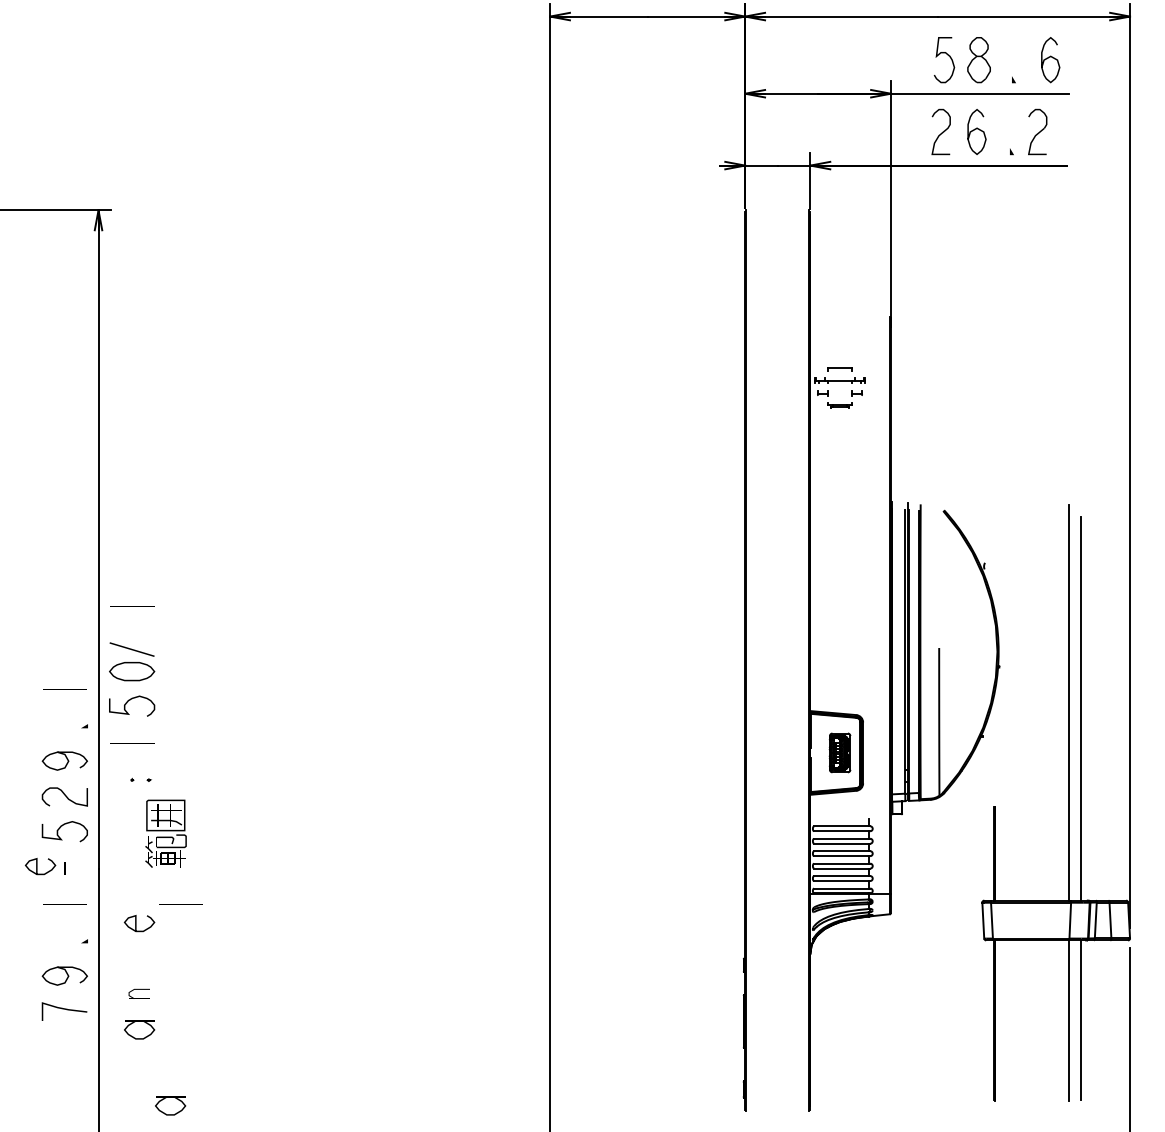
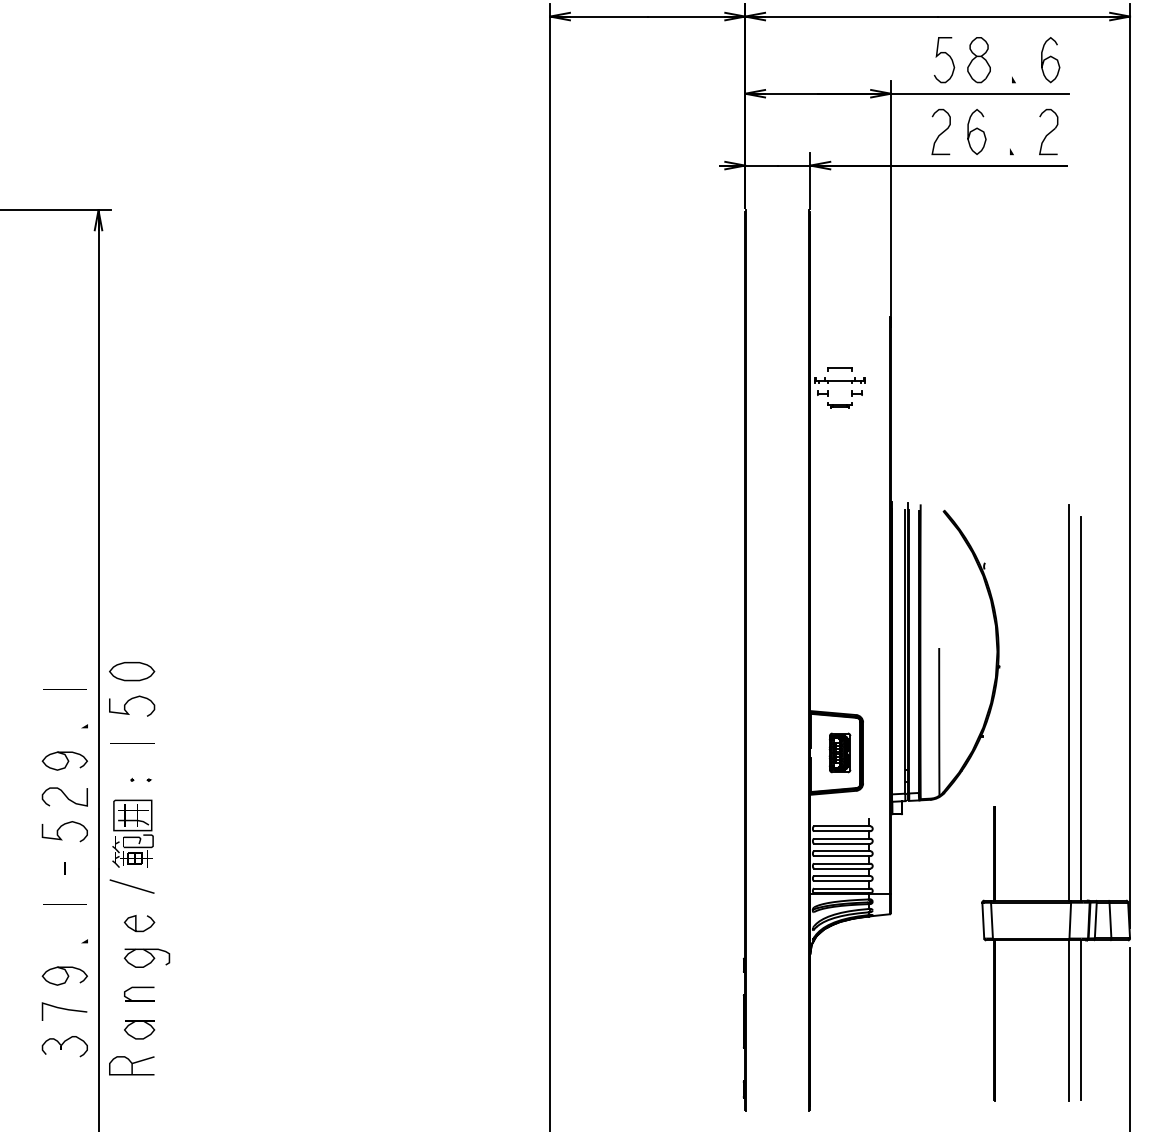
part position: (1037, 131) -> (1048, 131) (1048, 131)
line: present -> none (132, 606)
line position: (131, 649) -> (131, 886) (131, 886)
part position: (165, 833) -> (132, 833) (132, 833)
curve: present -> none (37, 866)
line: present -> none (180, 904)
part: none -> present (147, 957)
part size: 22x11 px -> 31x16 px (139, 993)
part: none -> present (64, 1046)
part: none -> present (131, 1065)
part: present -> none (170, 1105)
